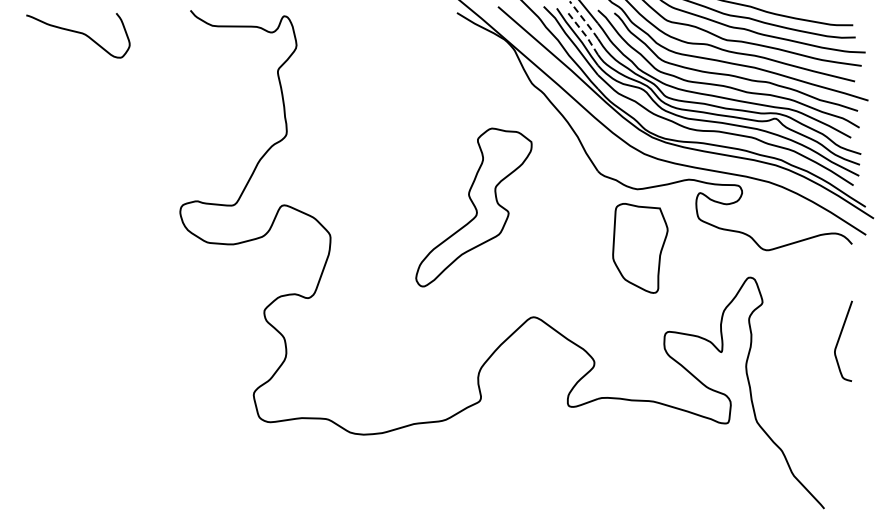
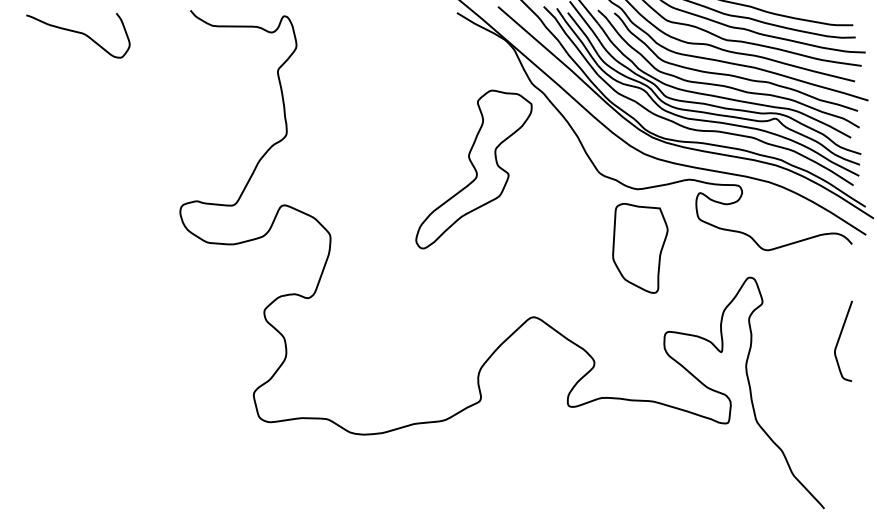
line: dashed -> solid (584, 20)
line: dashed -> solid (584, 33)
part position: (473, 207) -> (473, 169) (473, 169)
